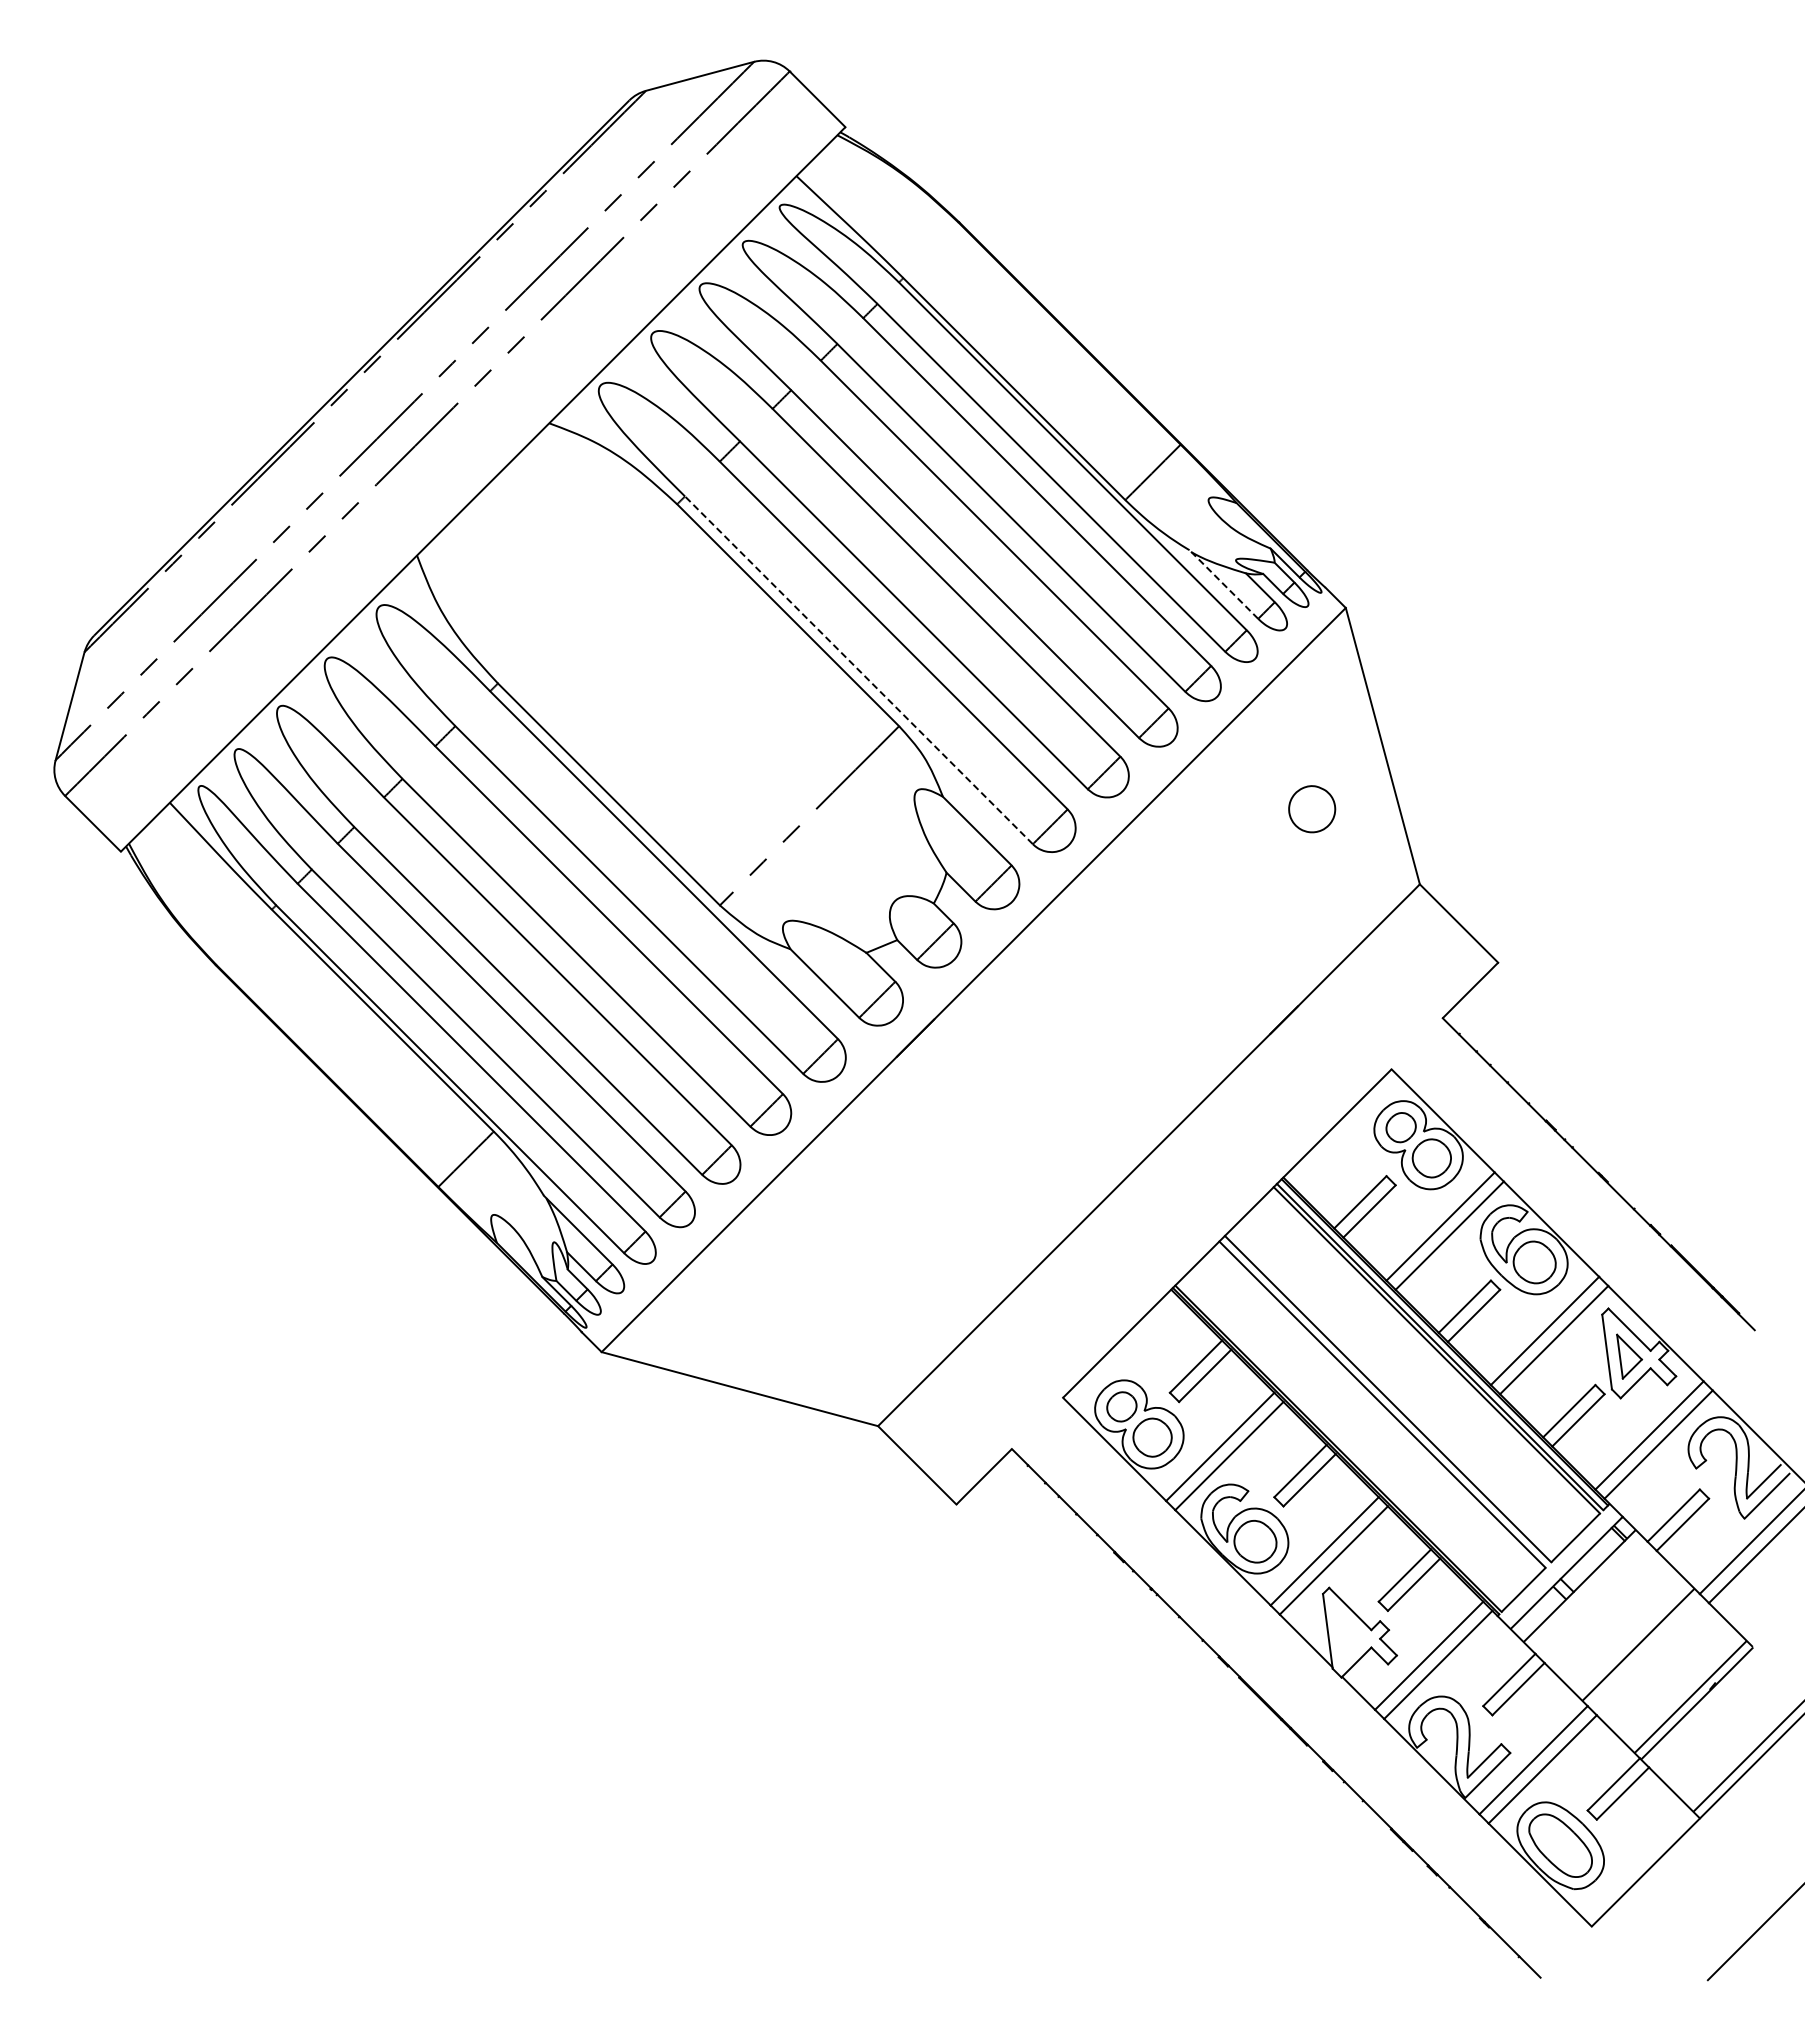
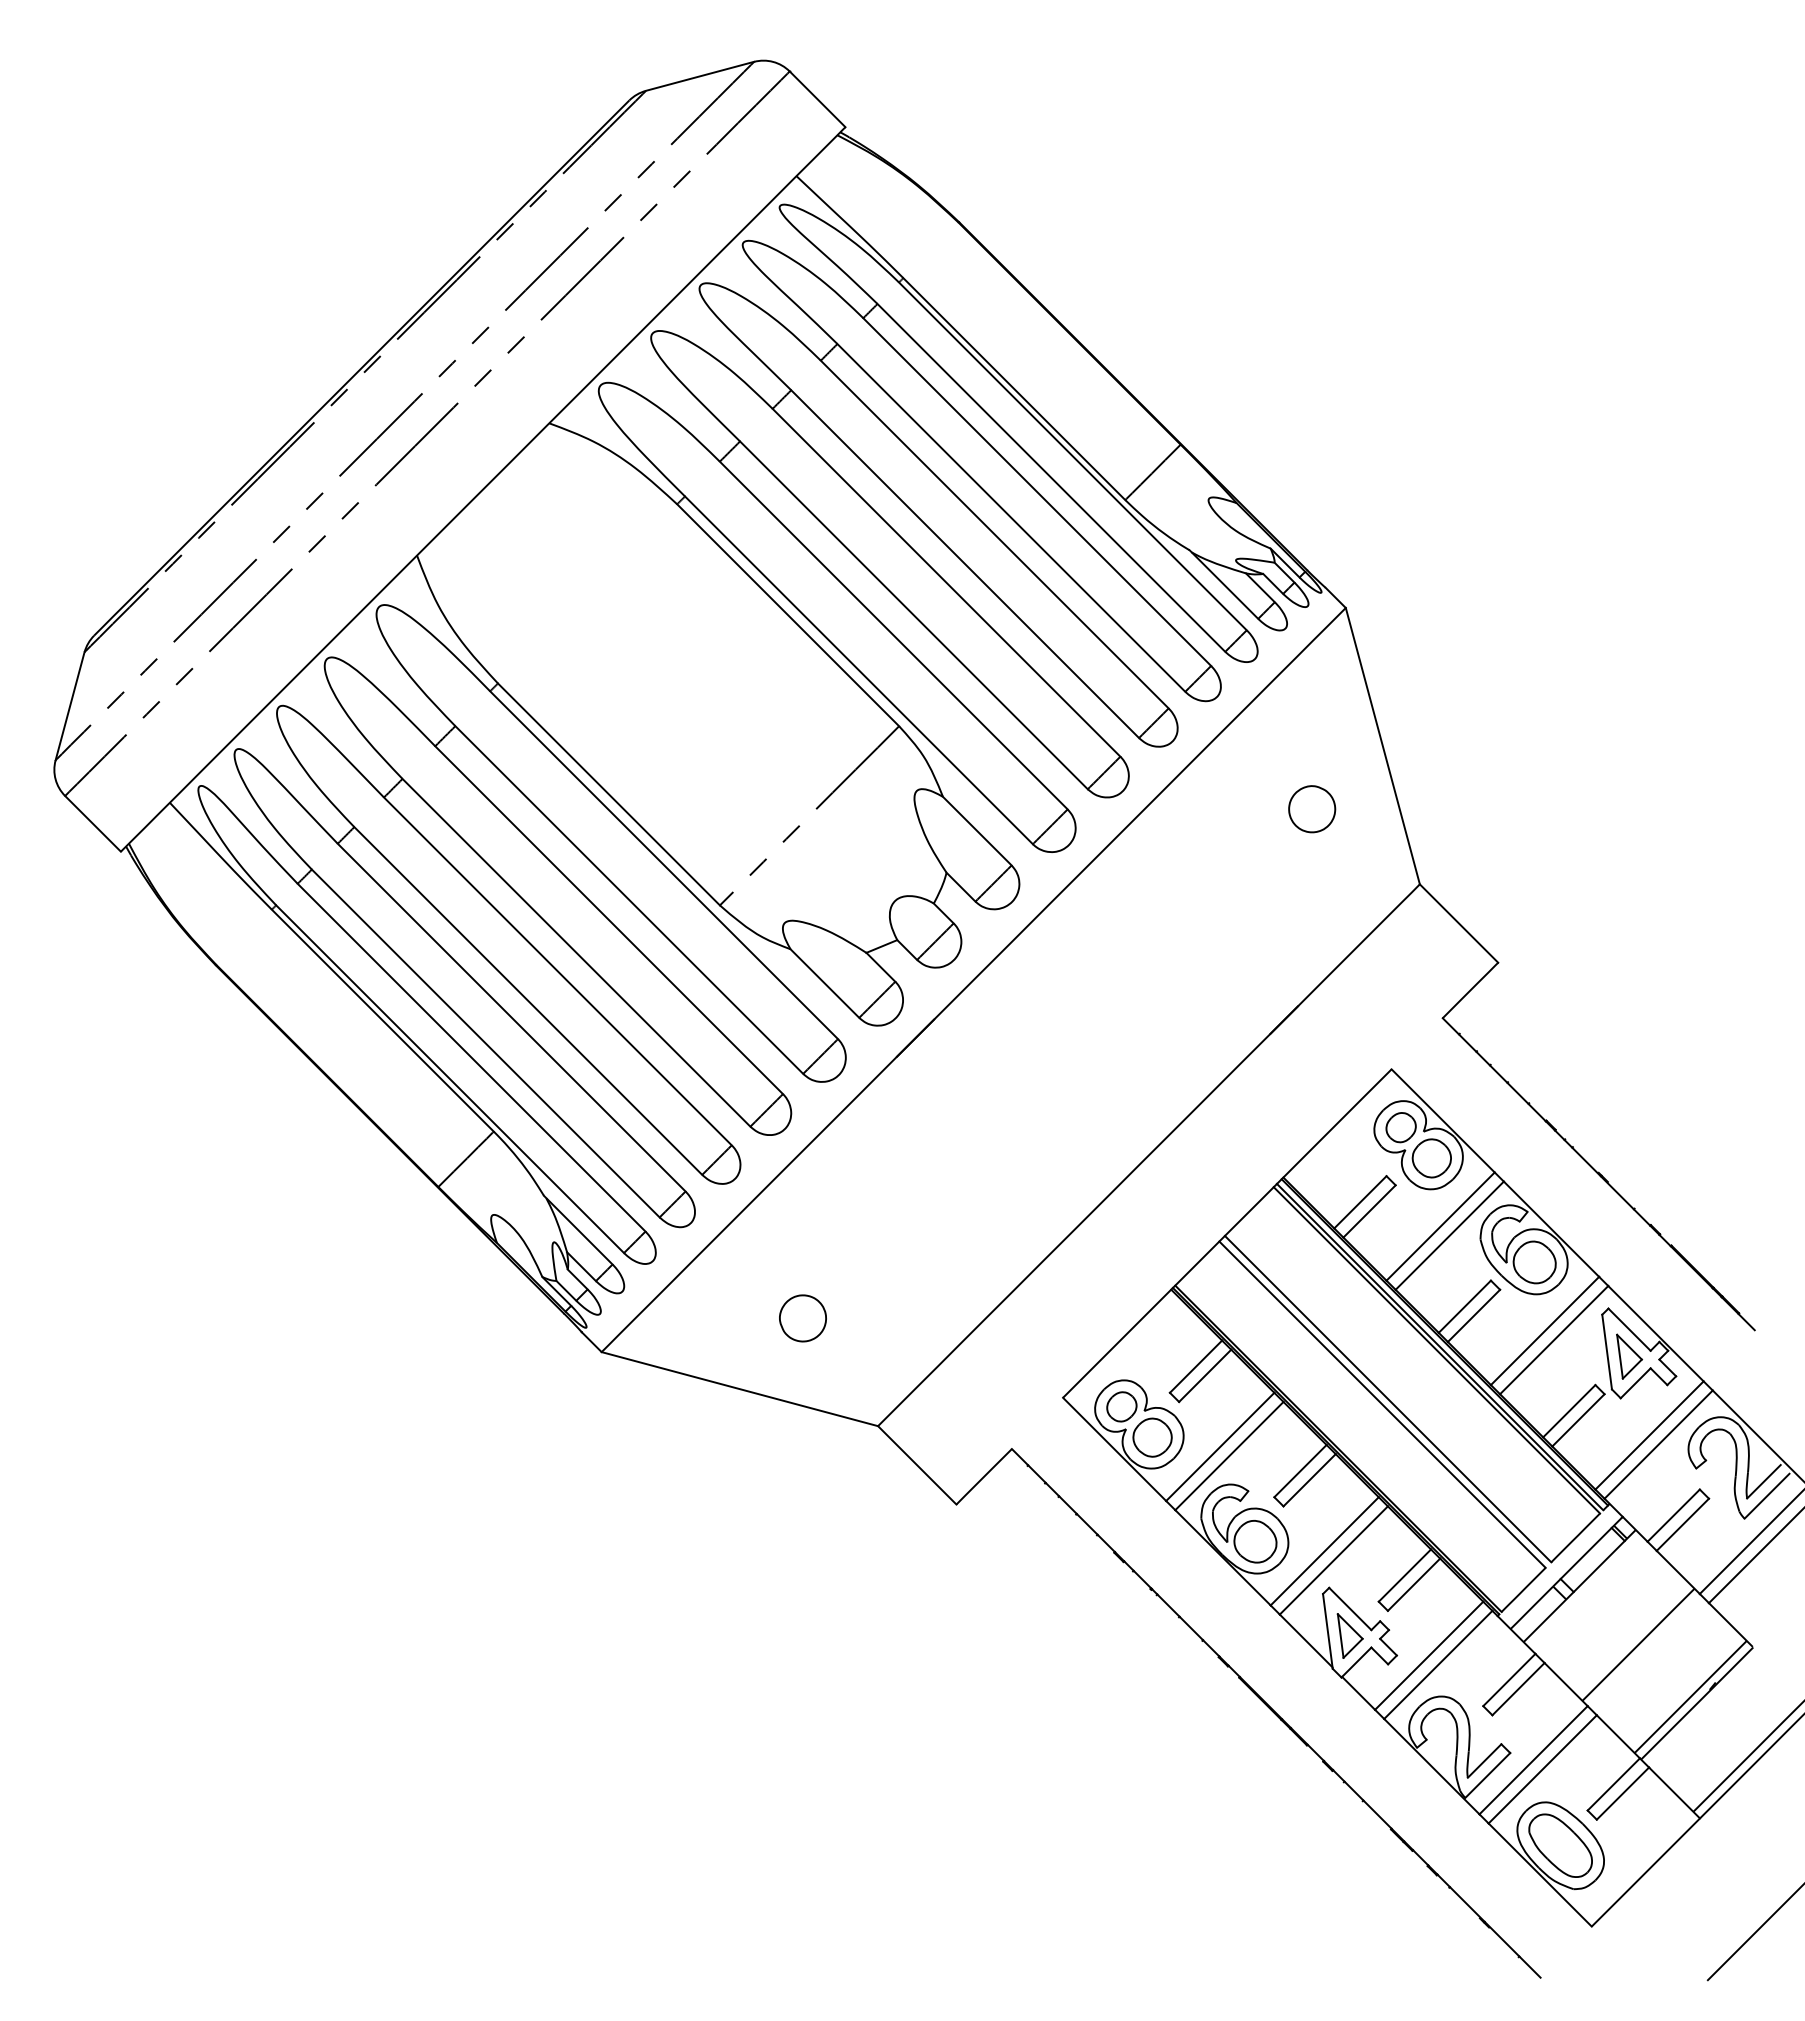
line: dashed -> solid (1223, 584)
line: dashed -> solid (858, 670)
part: none -> present (802, 1318)
part: none -> present (1349, 1635)
